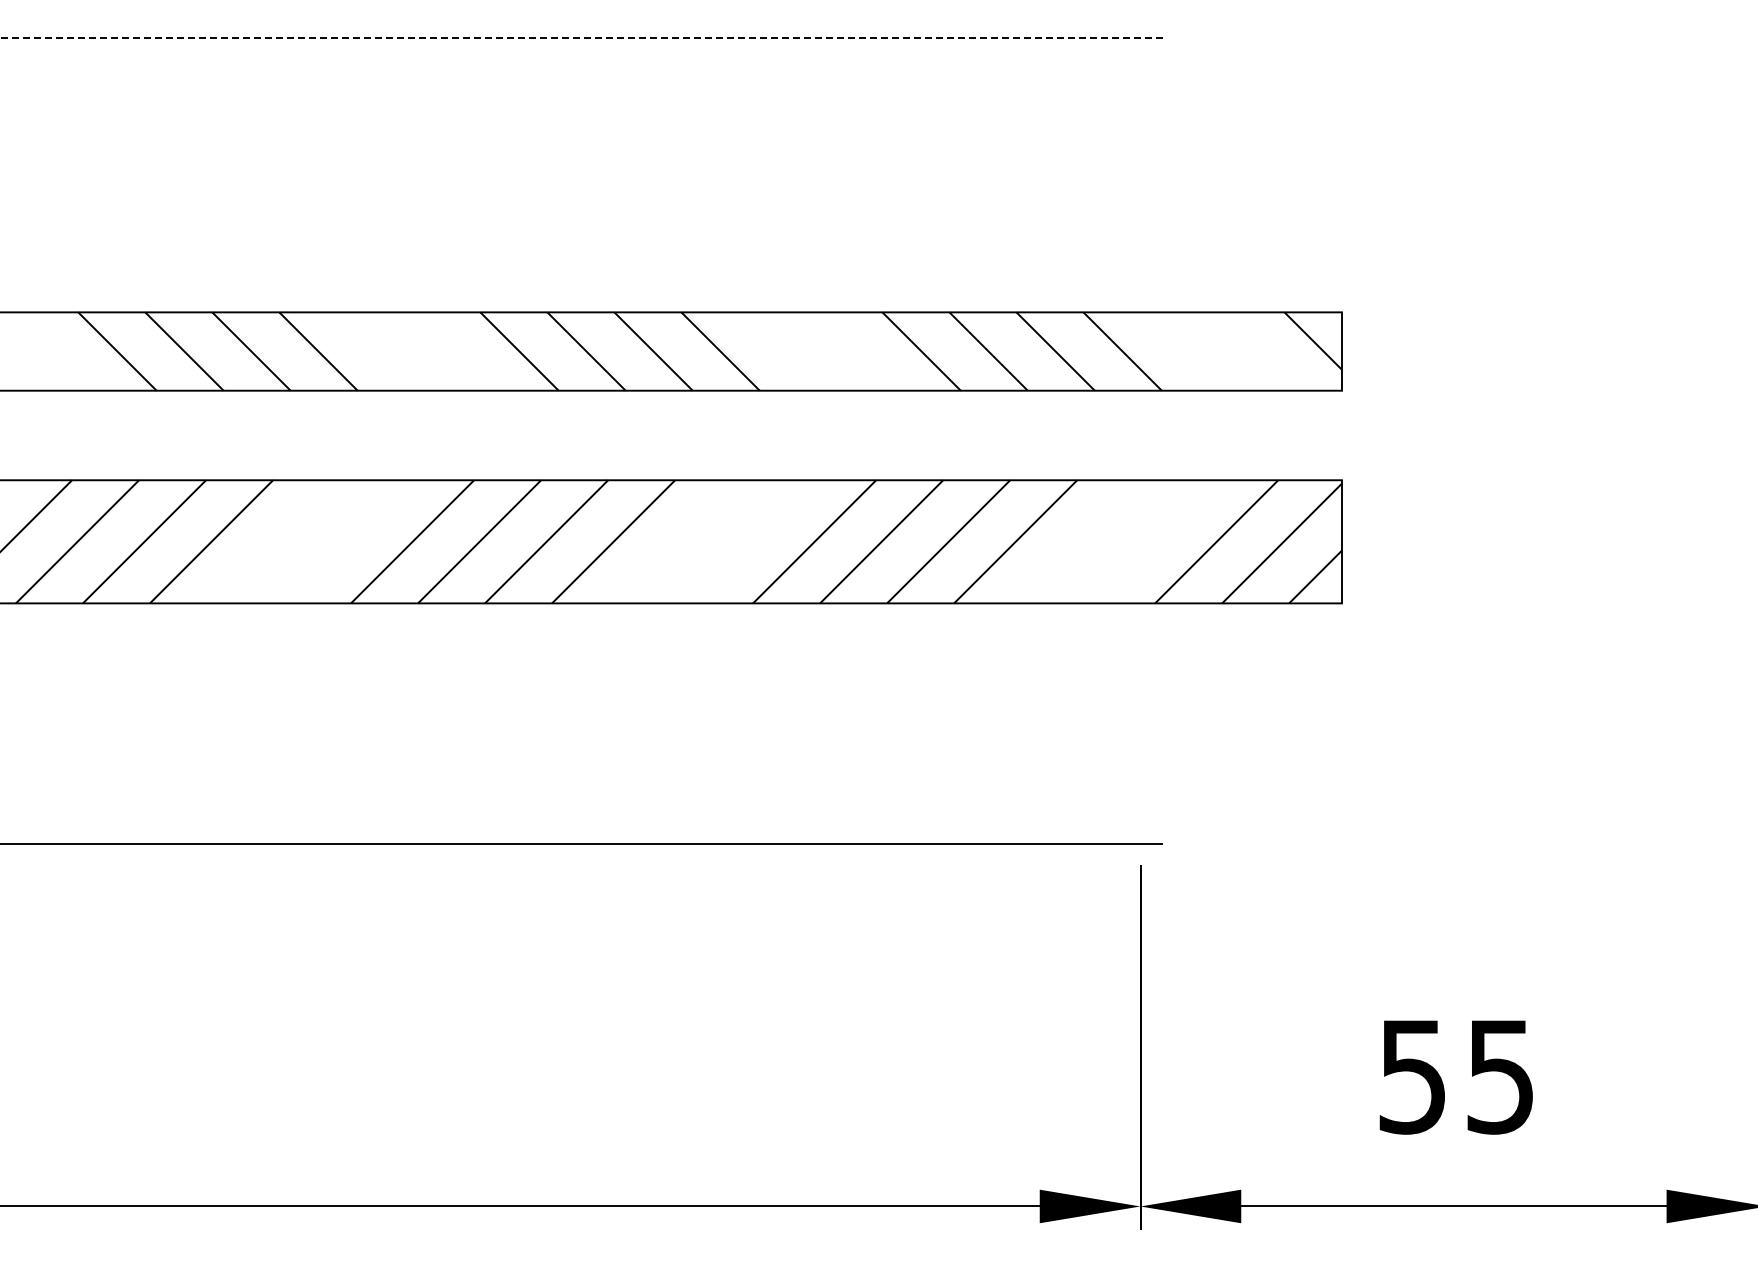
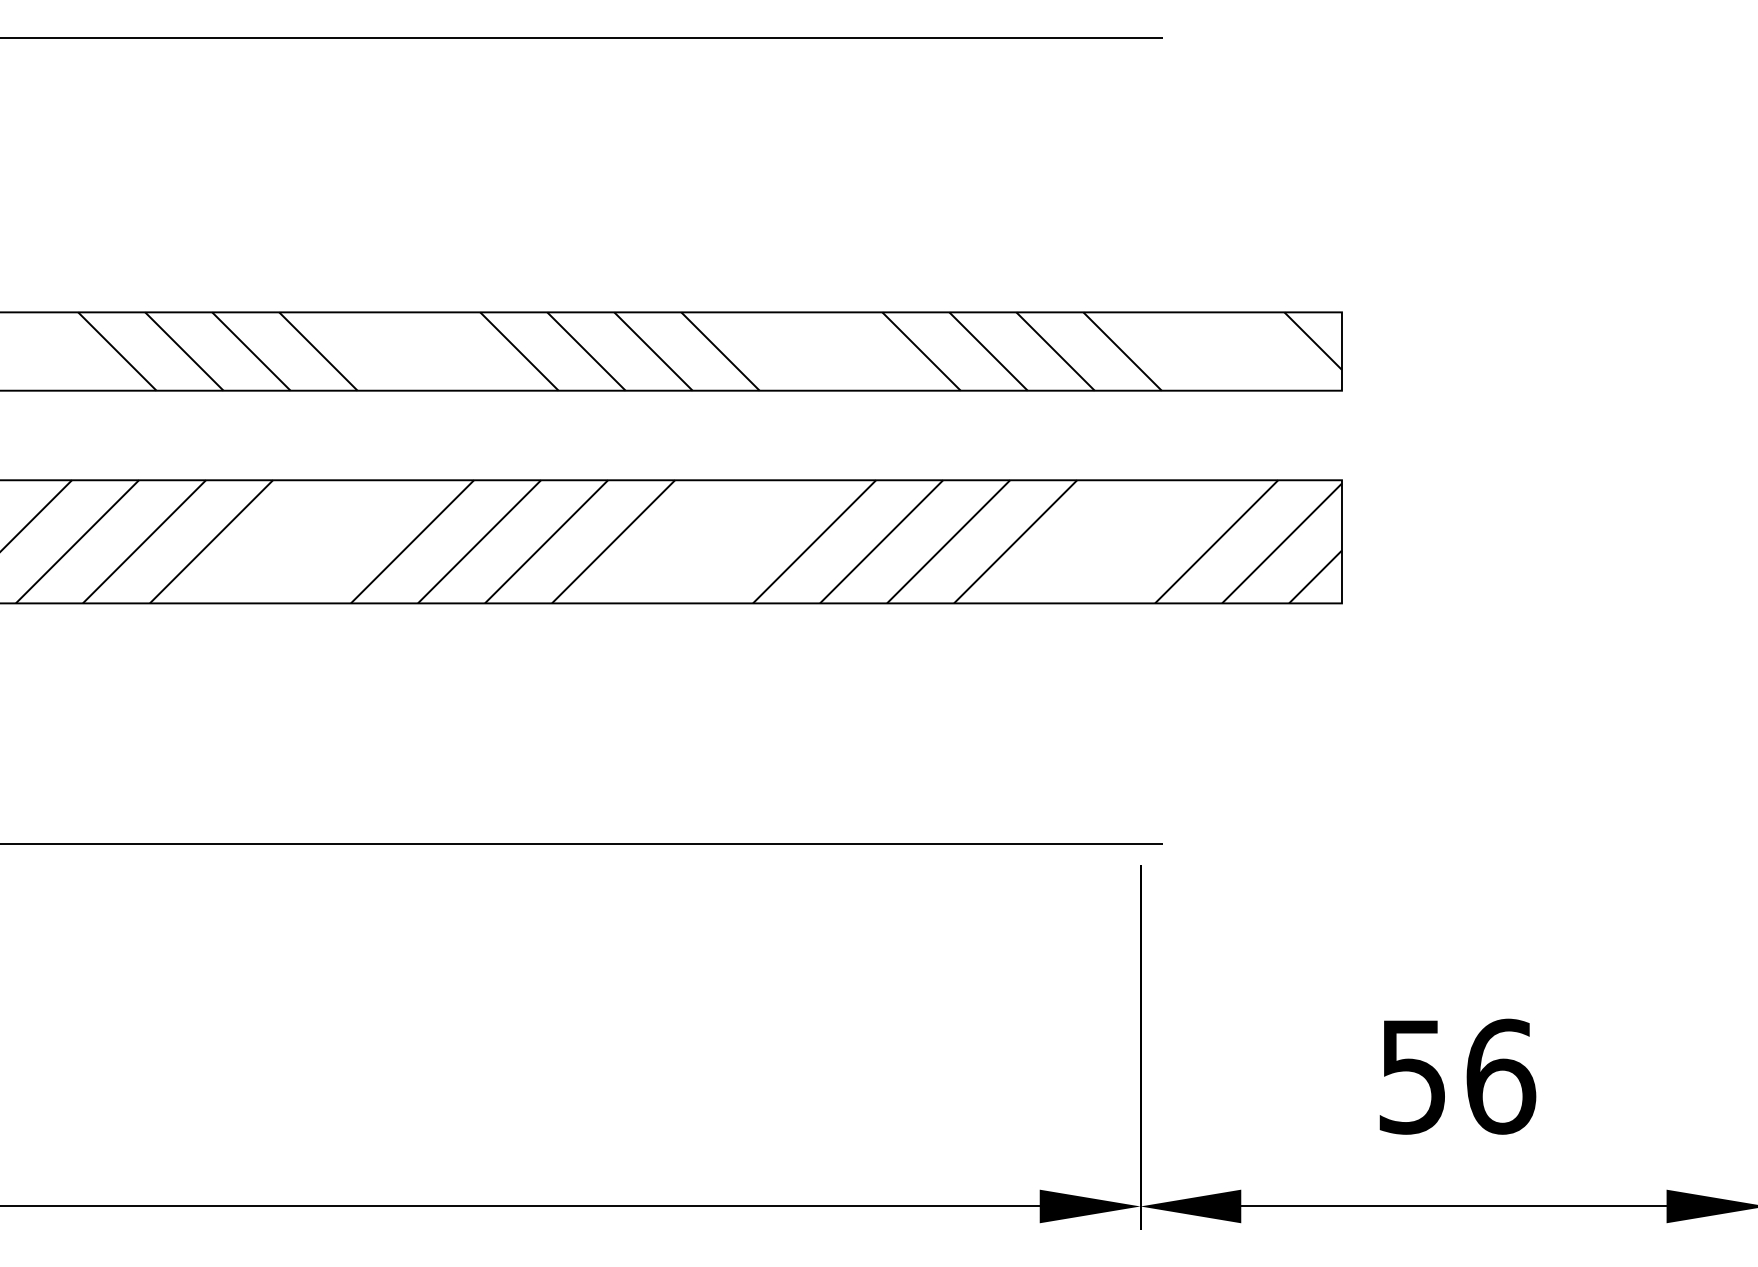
line: dashed -> solid (581, 38)
text: 55 -> 56 (1501, 1076)
